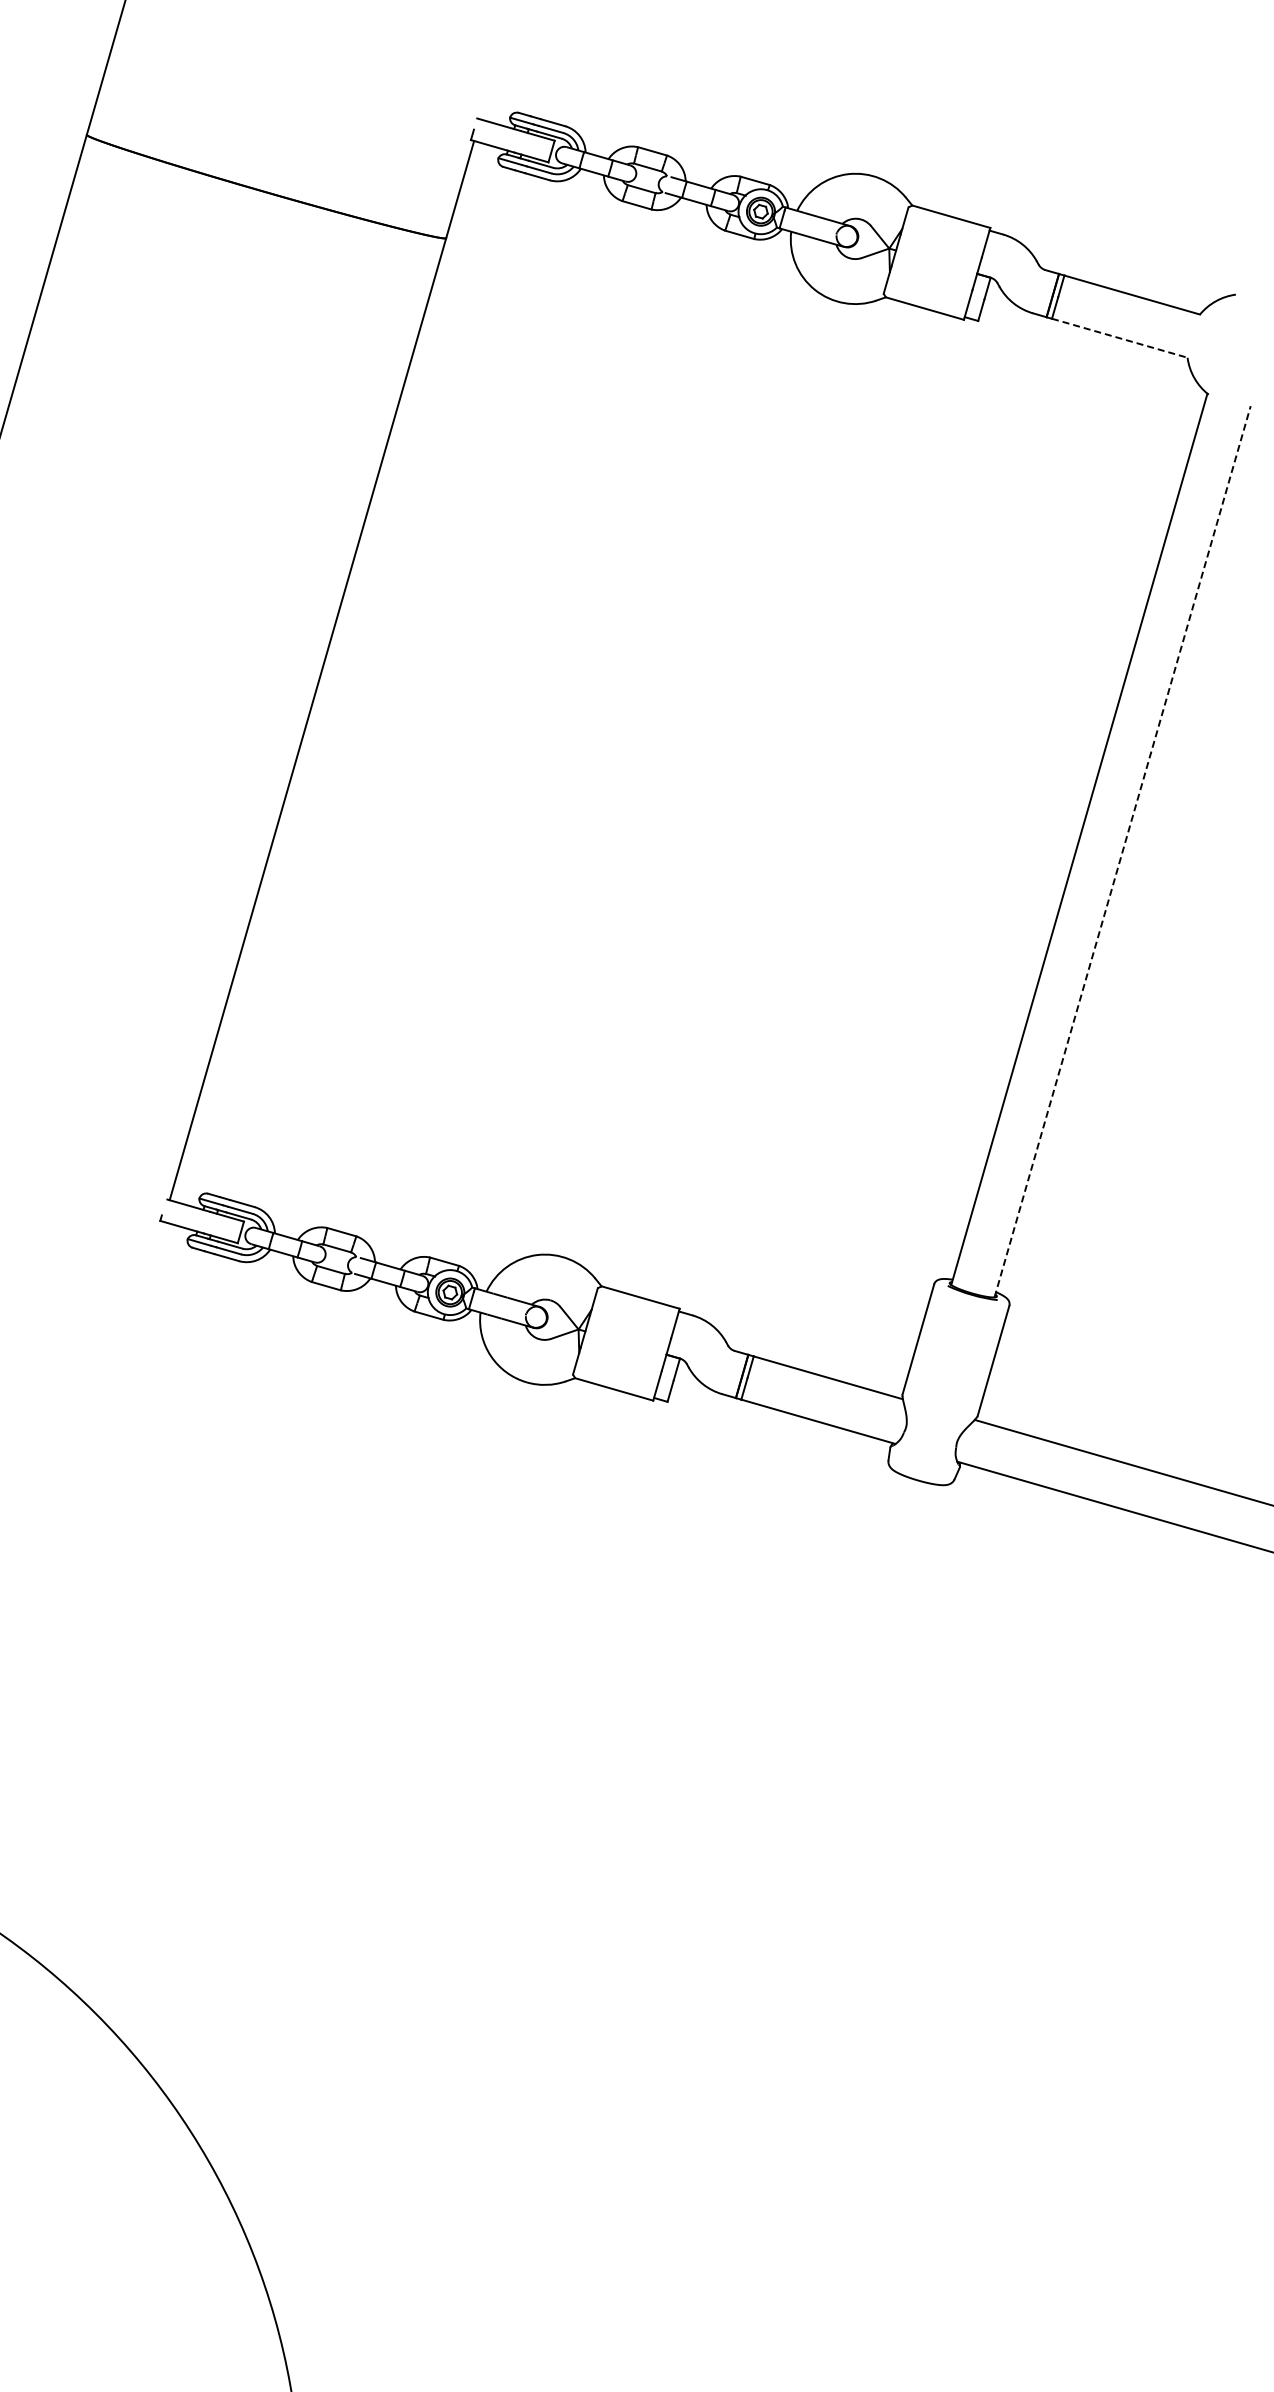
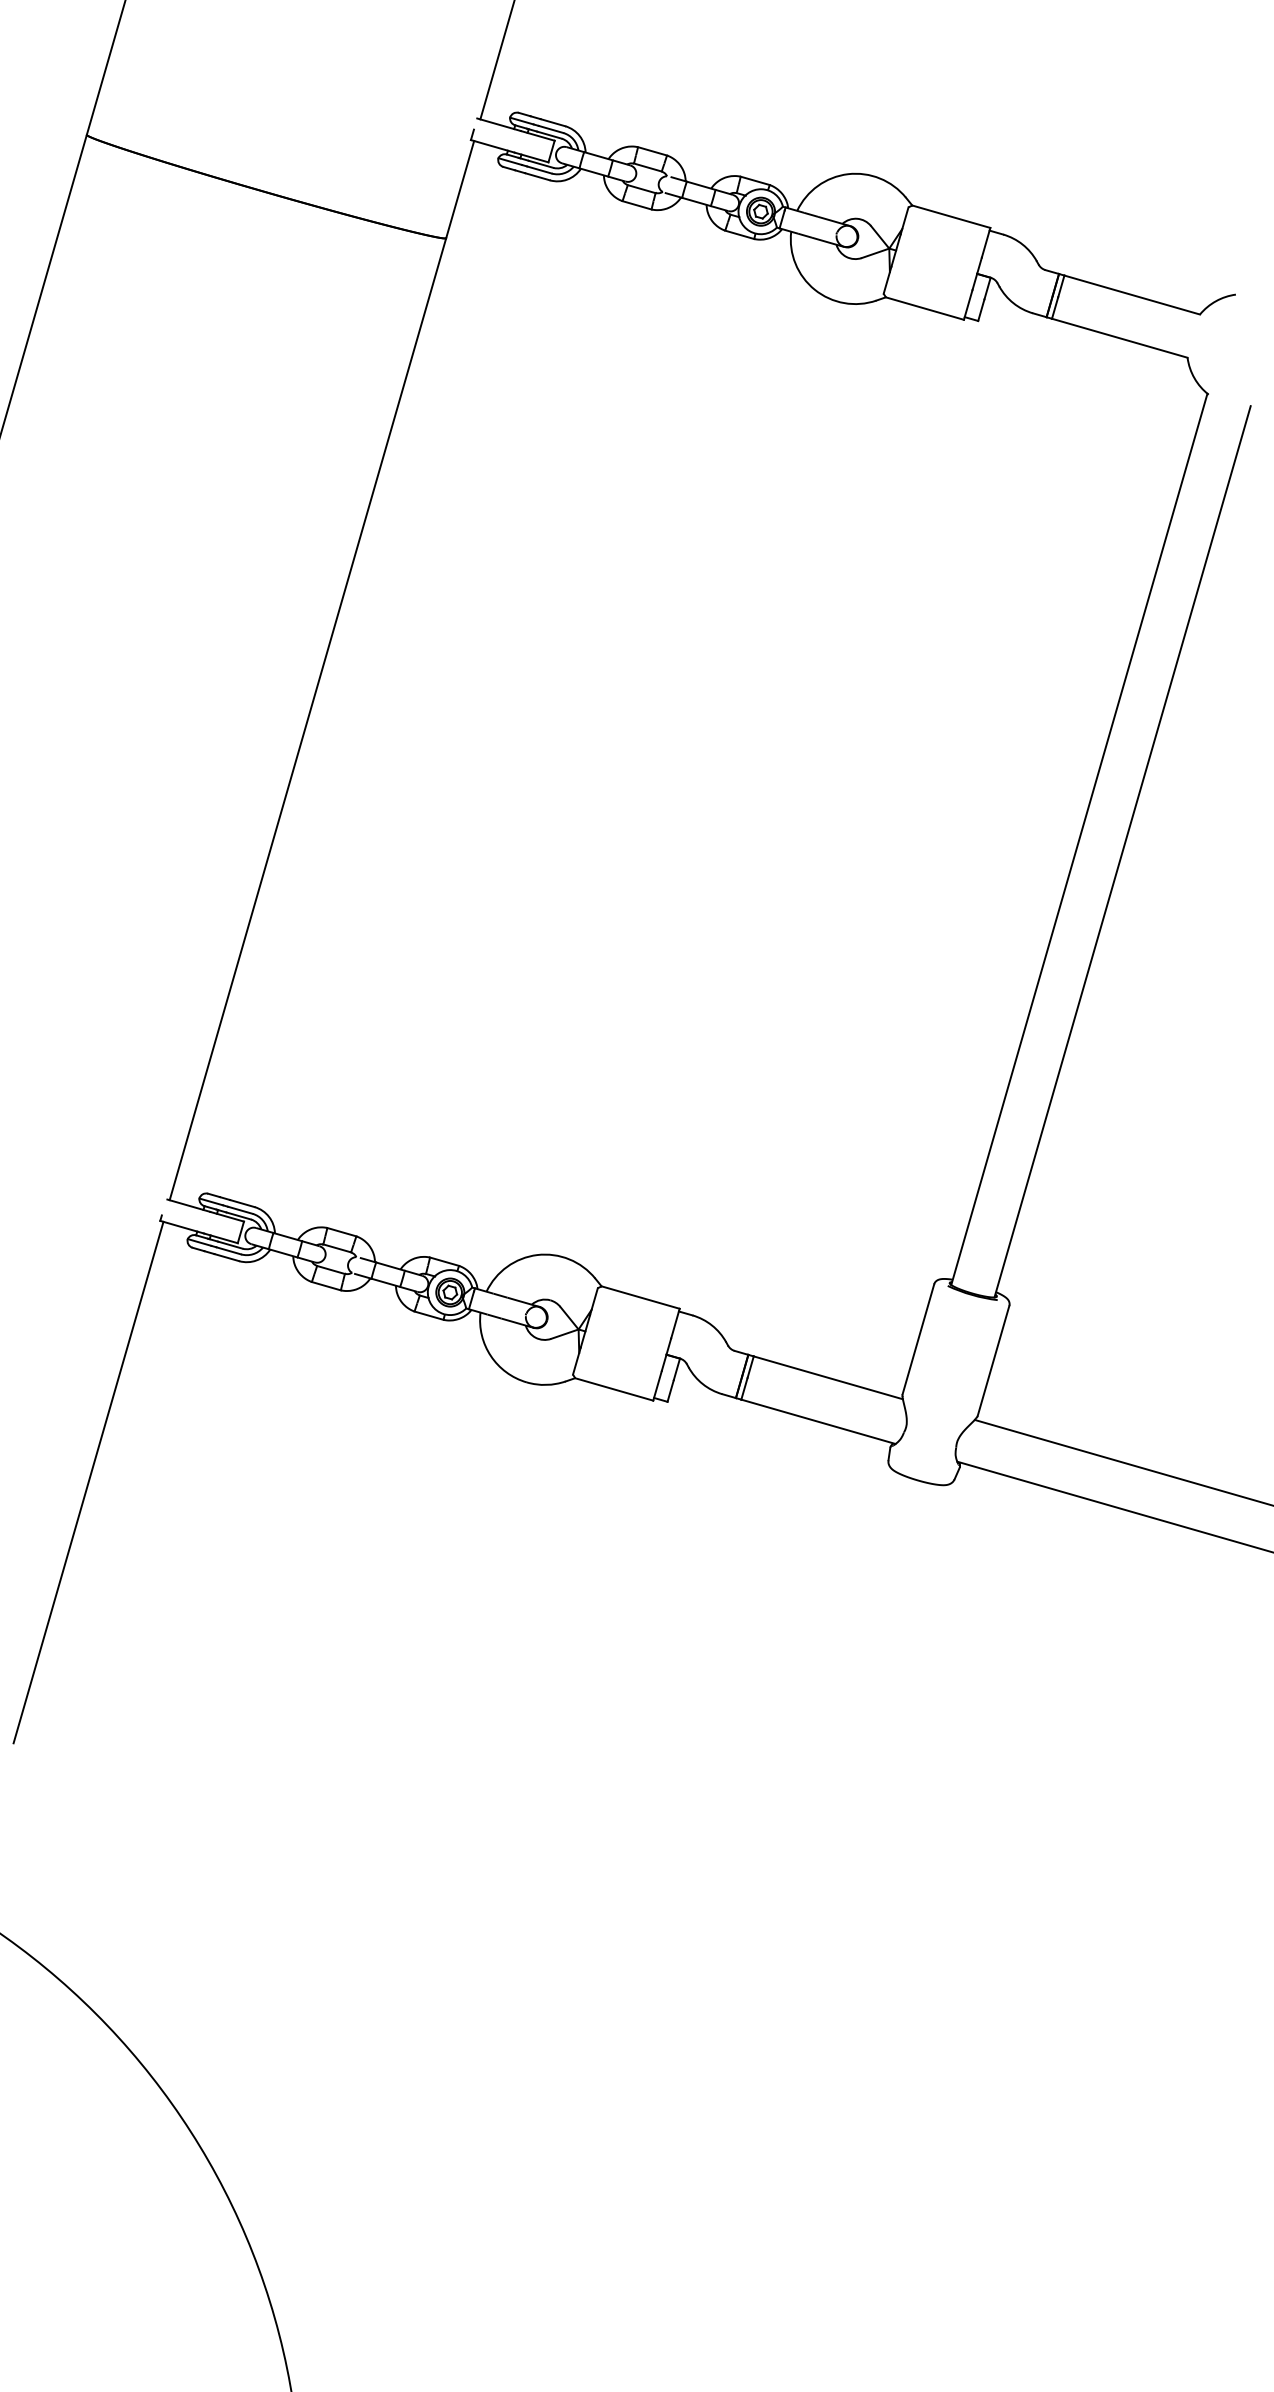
line: none -> present (497, 60)
line: dashed -> solid (1119, 338)
line: dashed -> solid (1122, 851)
line: none -> present (88, 1482)
